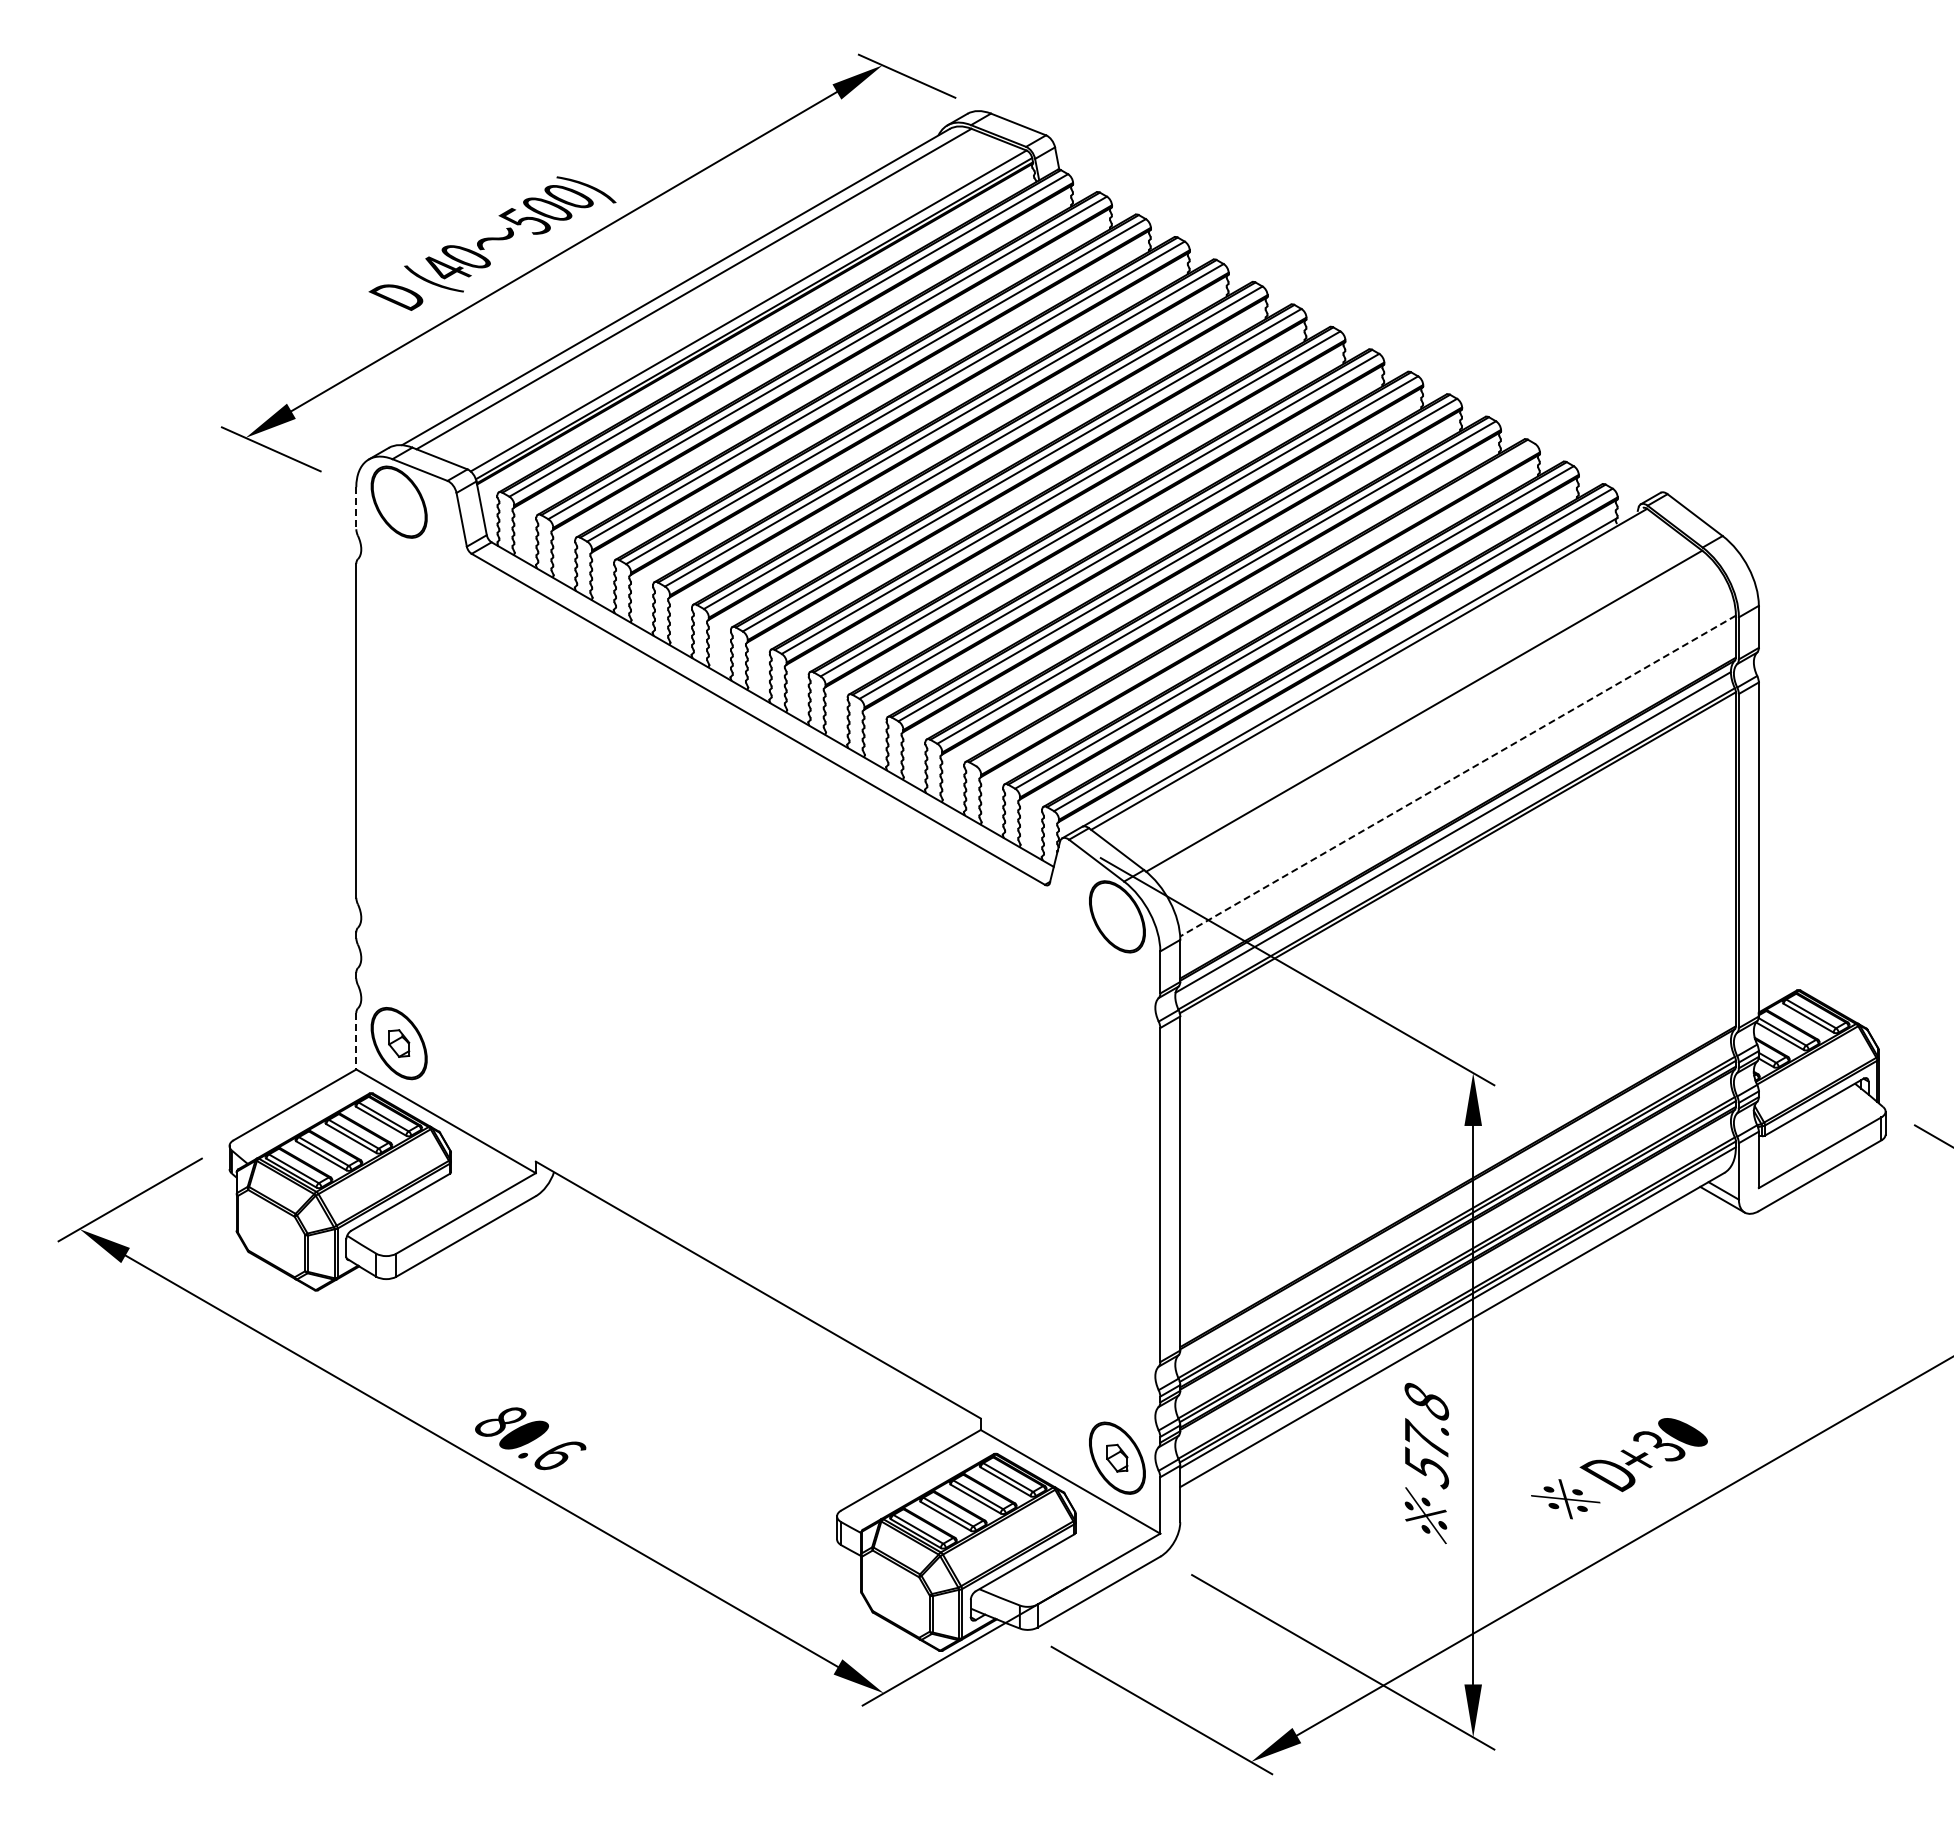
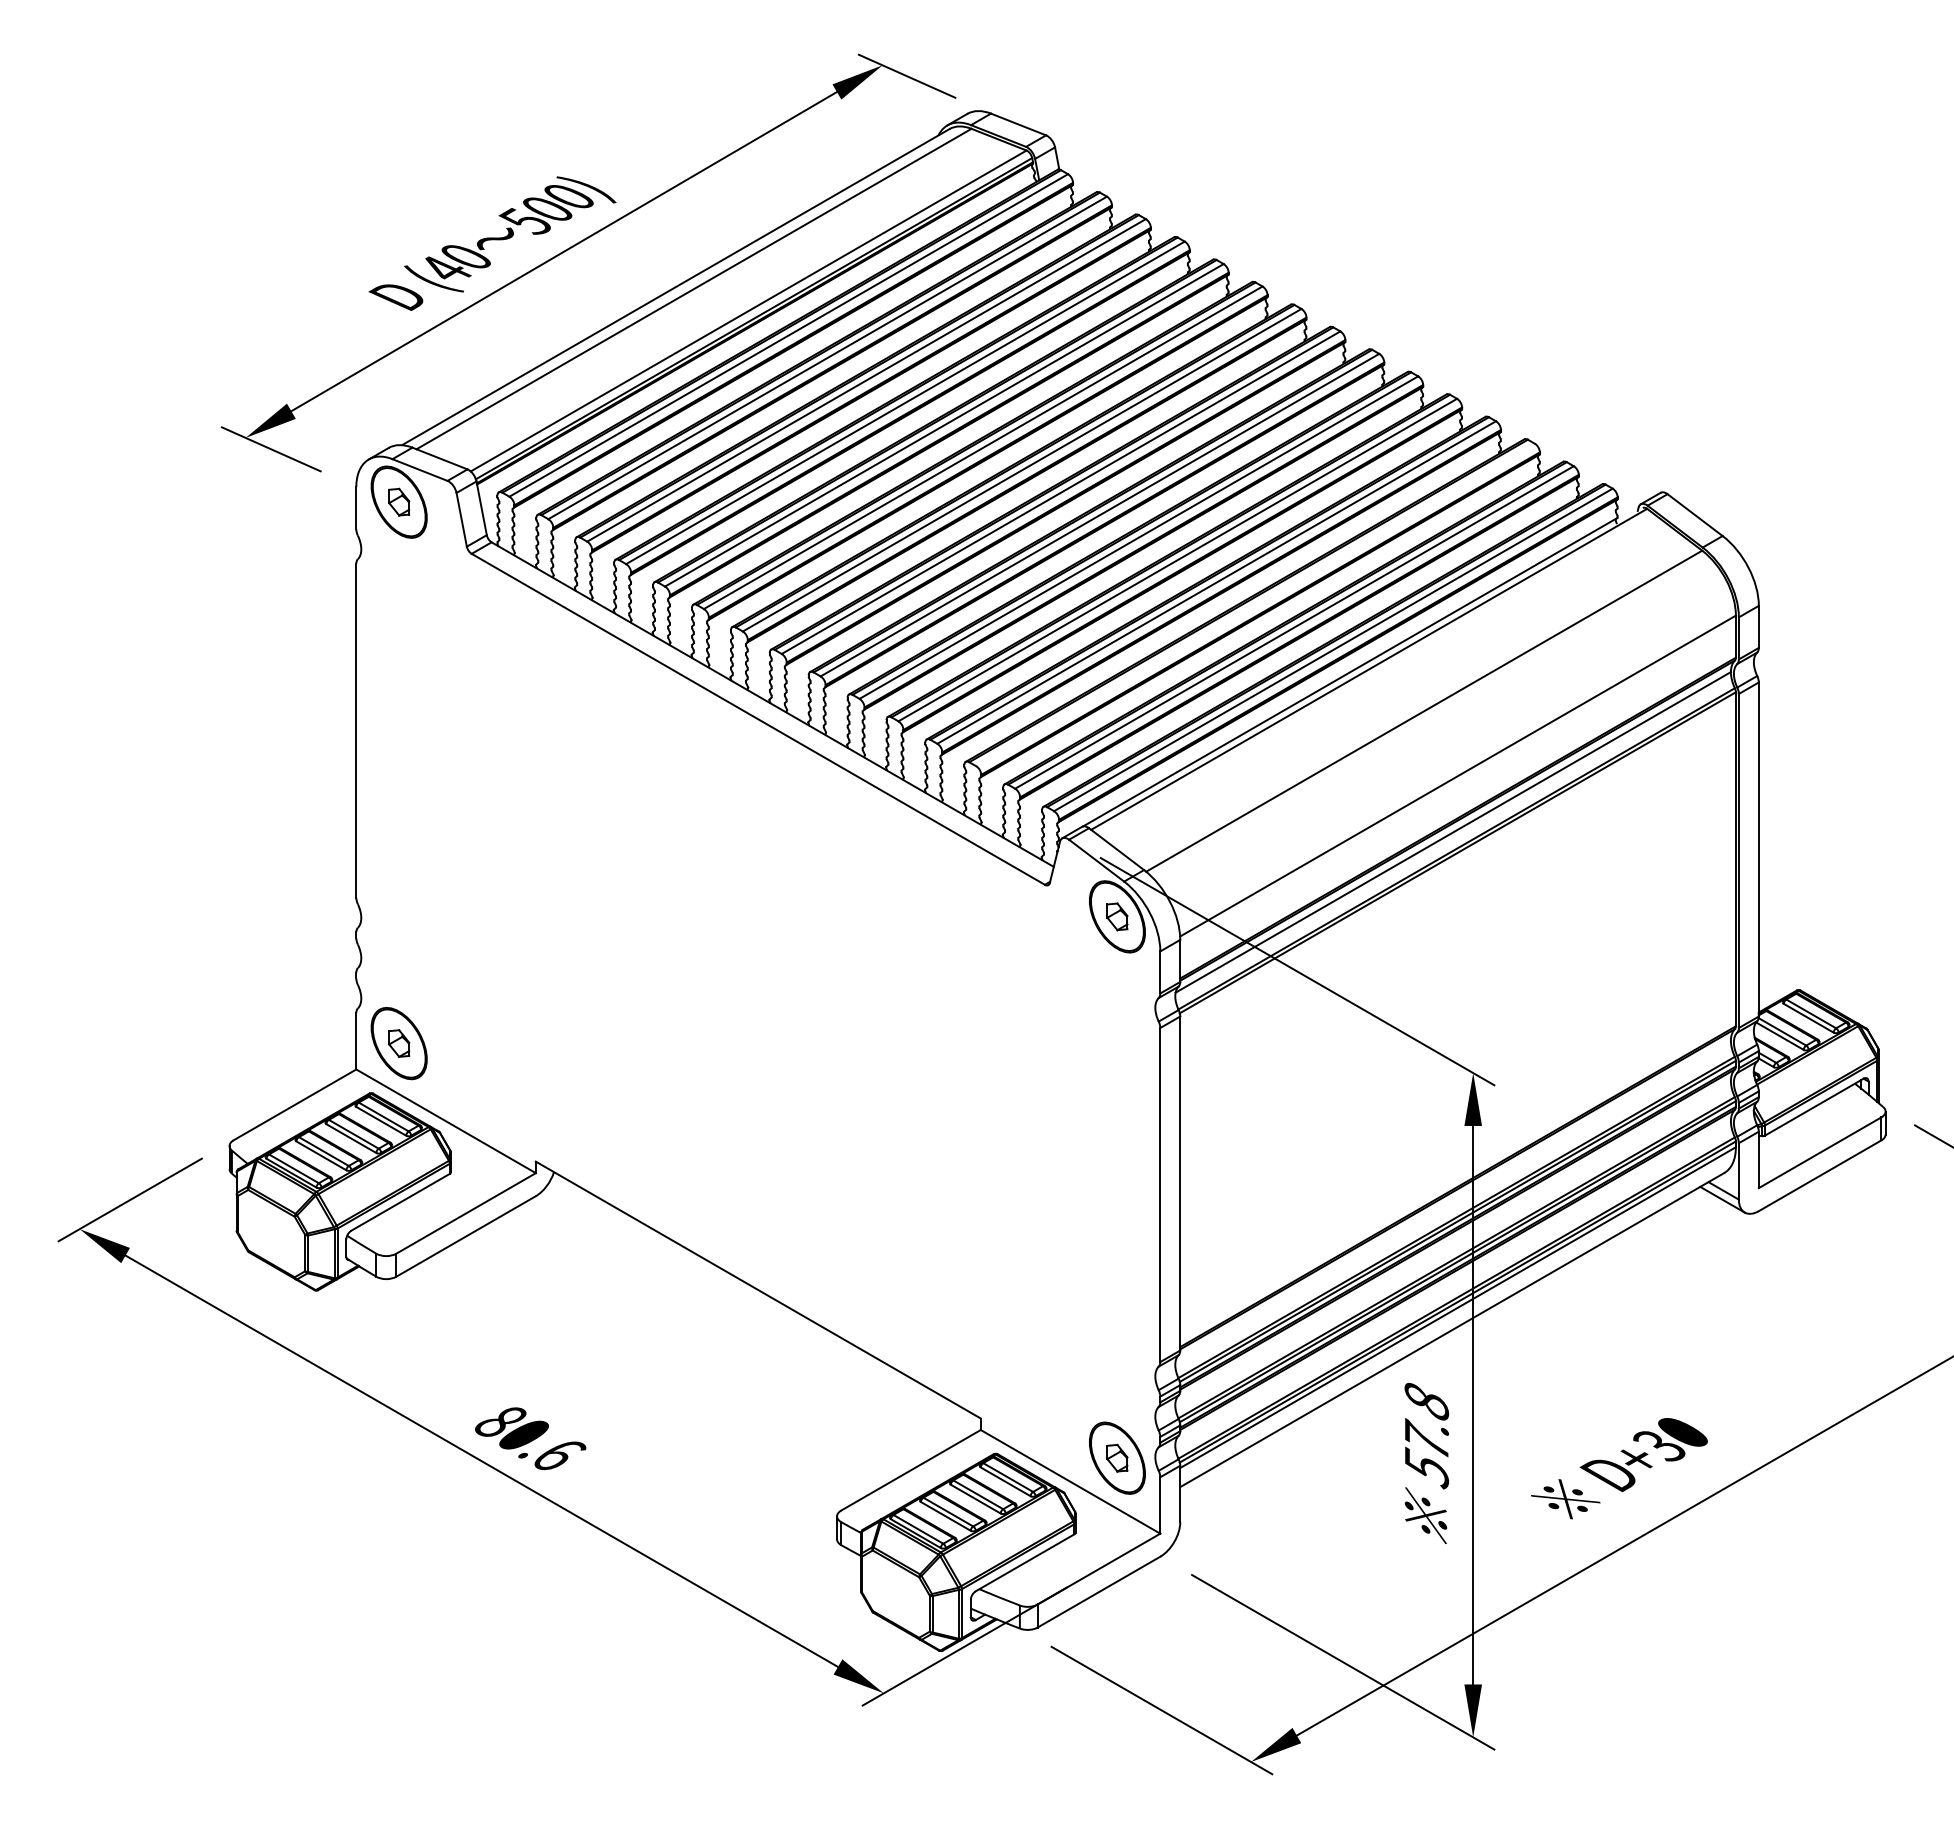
part: none -> present (399, 501)
line: dashed -> solid (356, 508)
line: dashed -> solid (1458, 776)
part: none -> present (1117, 916)
line: dashed -> solid (356, 1041)
